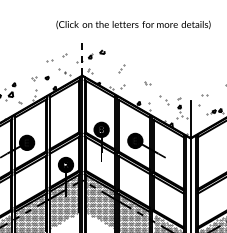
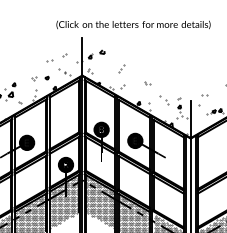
line: dashed -> solid (82, 56)
